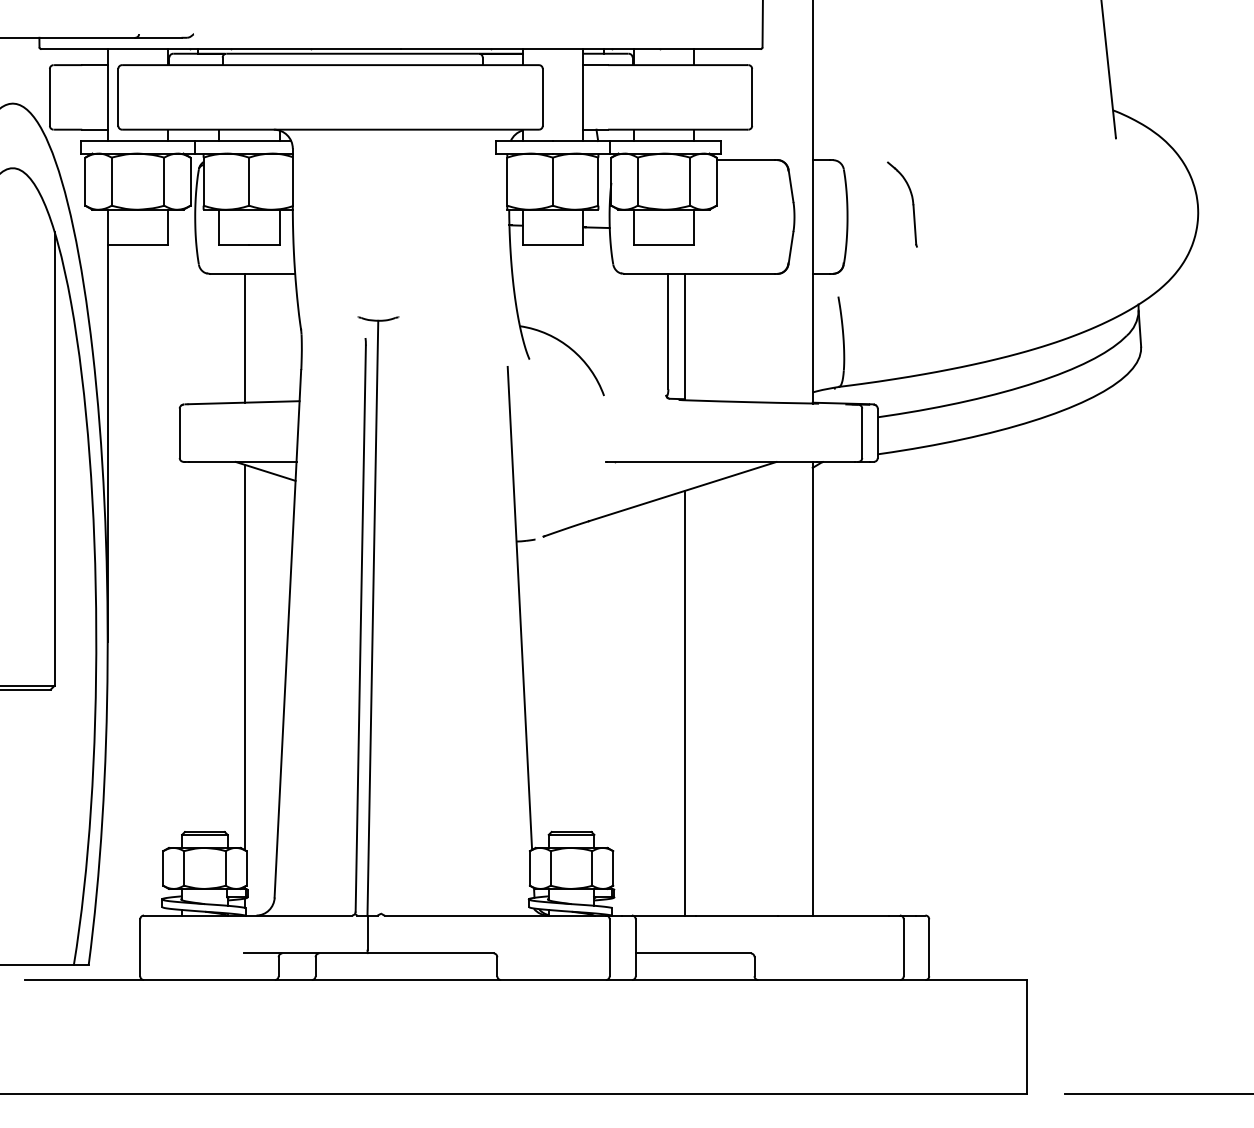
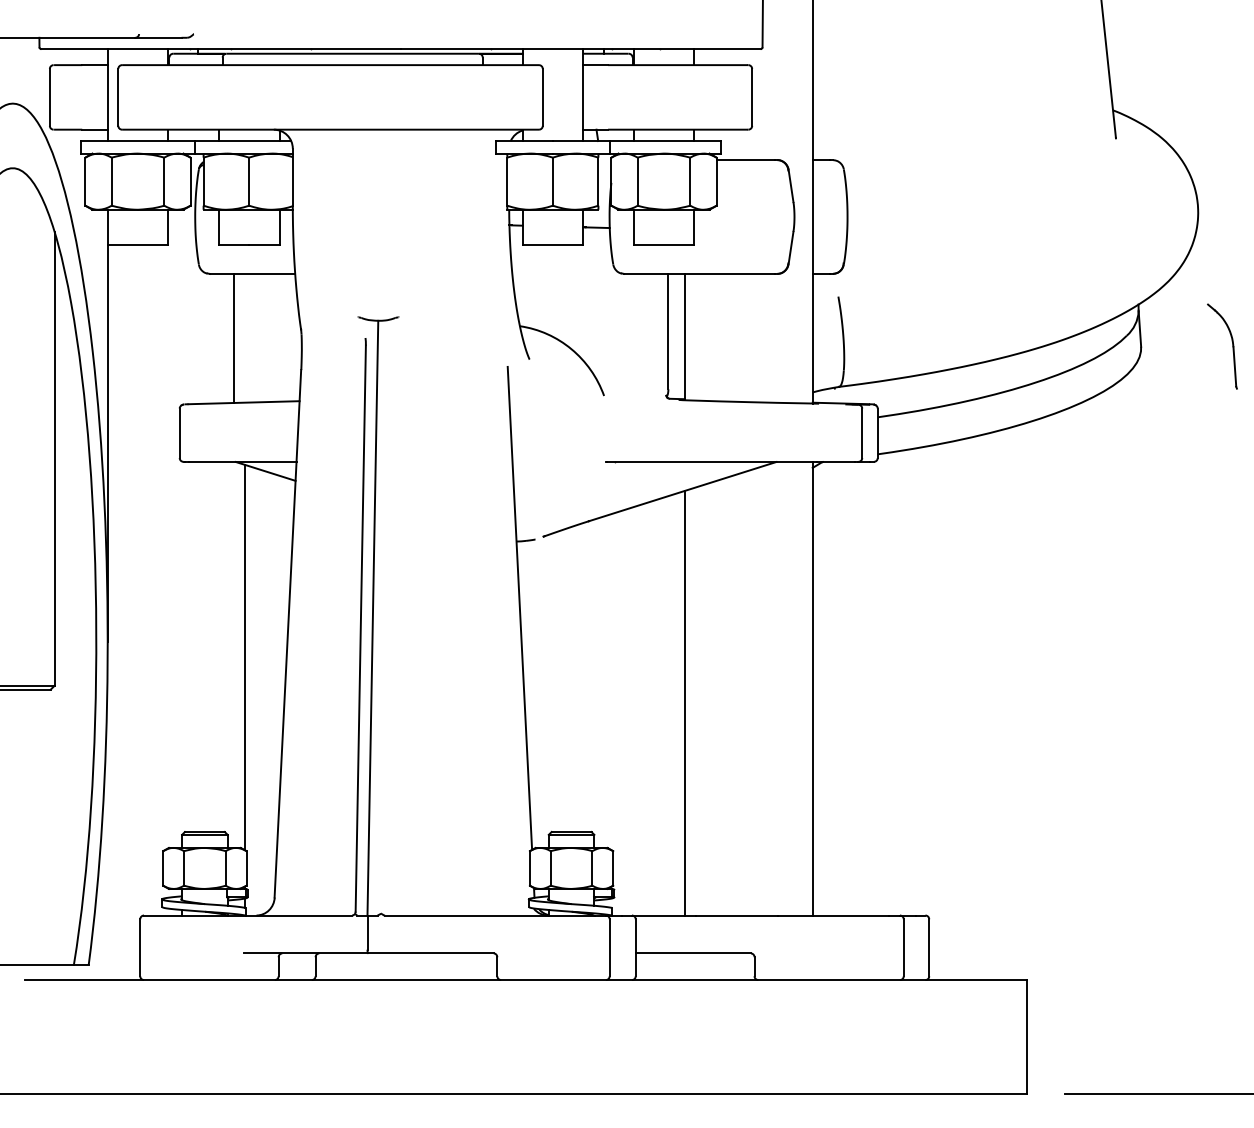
part position: (912, 204) -> (1232, 346) (1232, 346)
line position: (244, 337) -> (233, 337) (233, 337)
